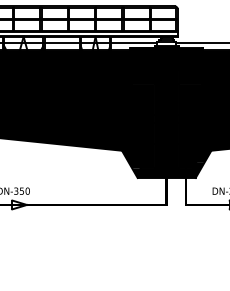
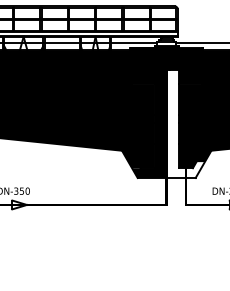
fill: present -> none (185, 123)
